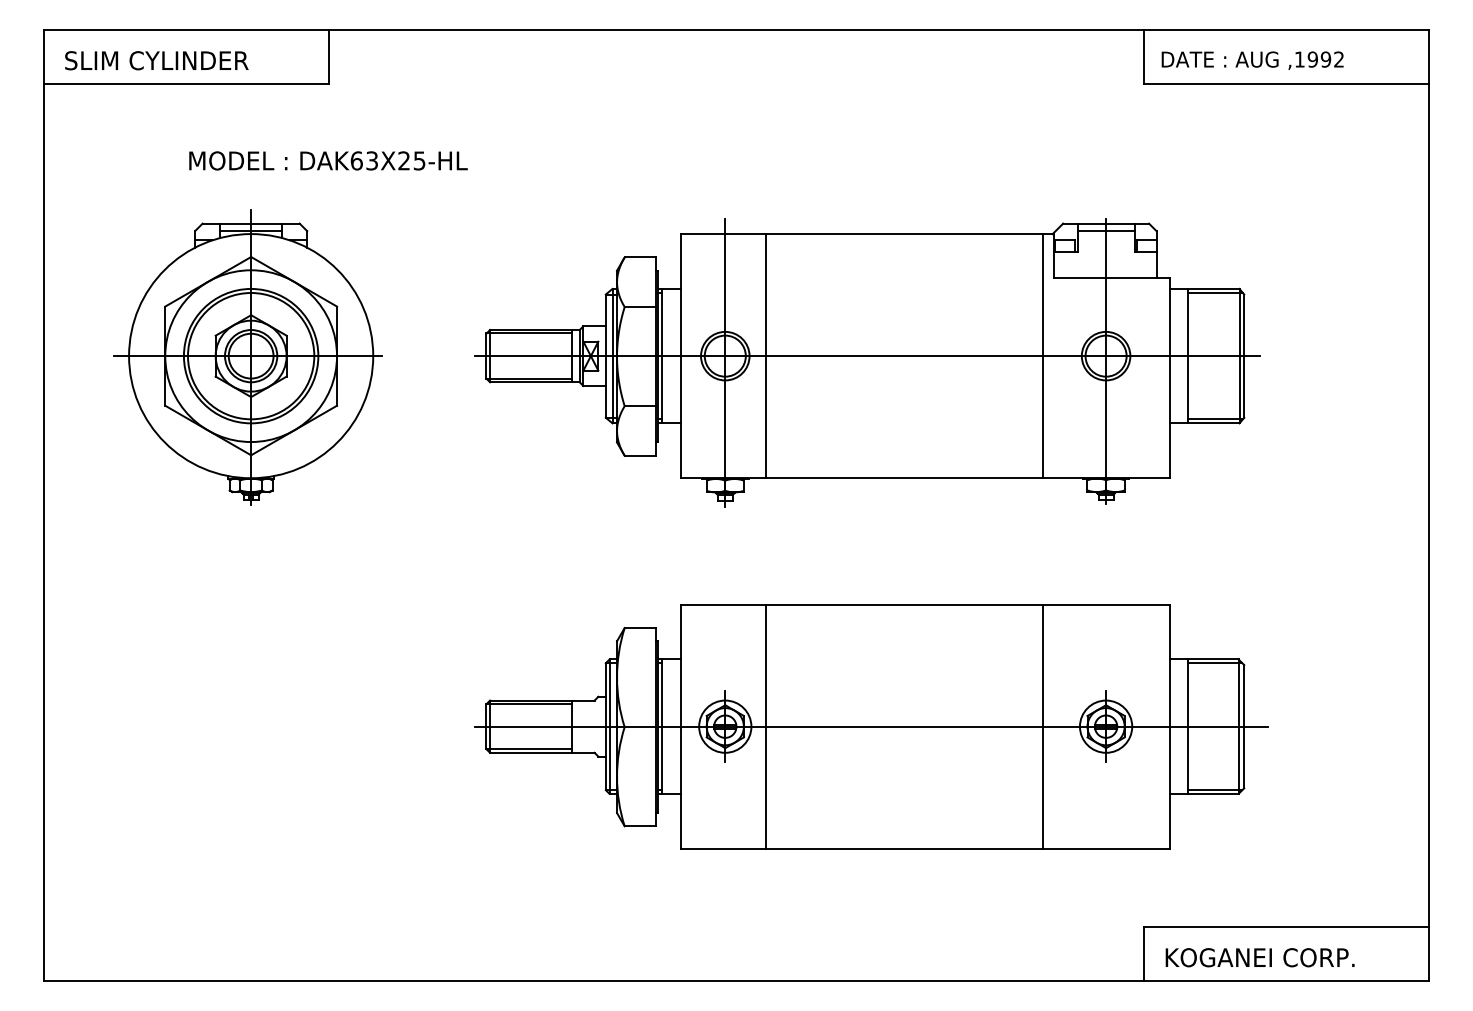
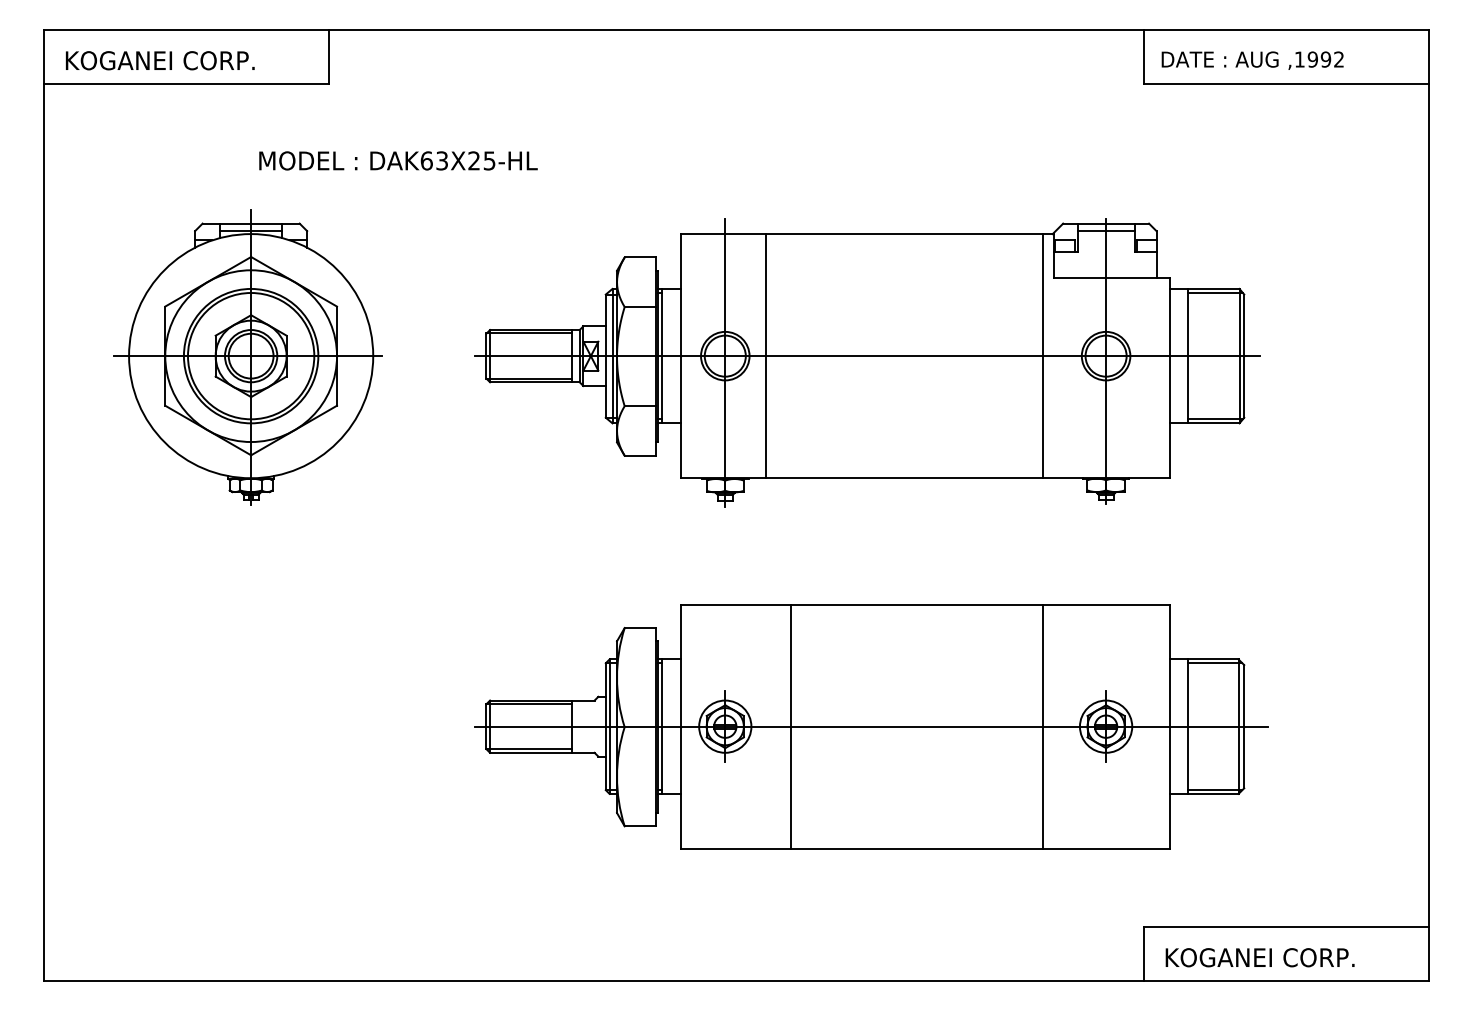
text: SLIM CYLINDER -> KOGANEI CORP. (159, 60)
text position: (328, 160) -> (398, 160) (398, 160)
line position: (766, 726) -> (791, 726) (791, 726)
